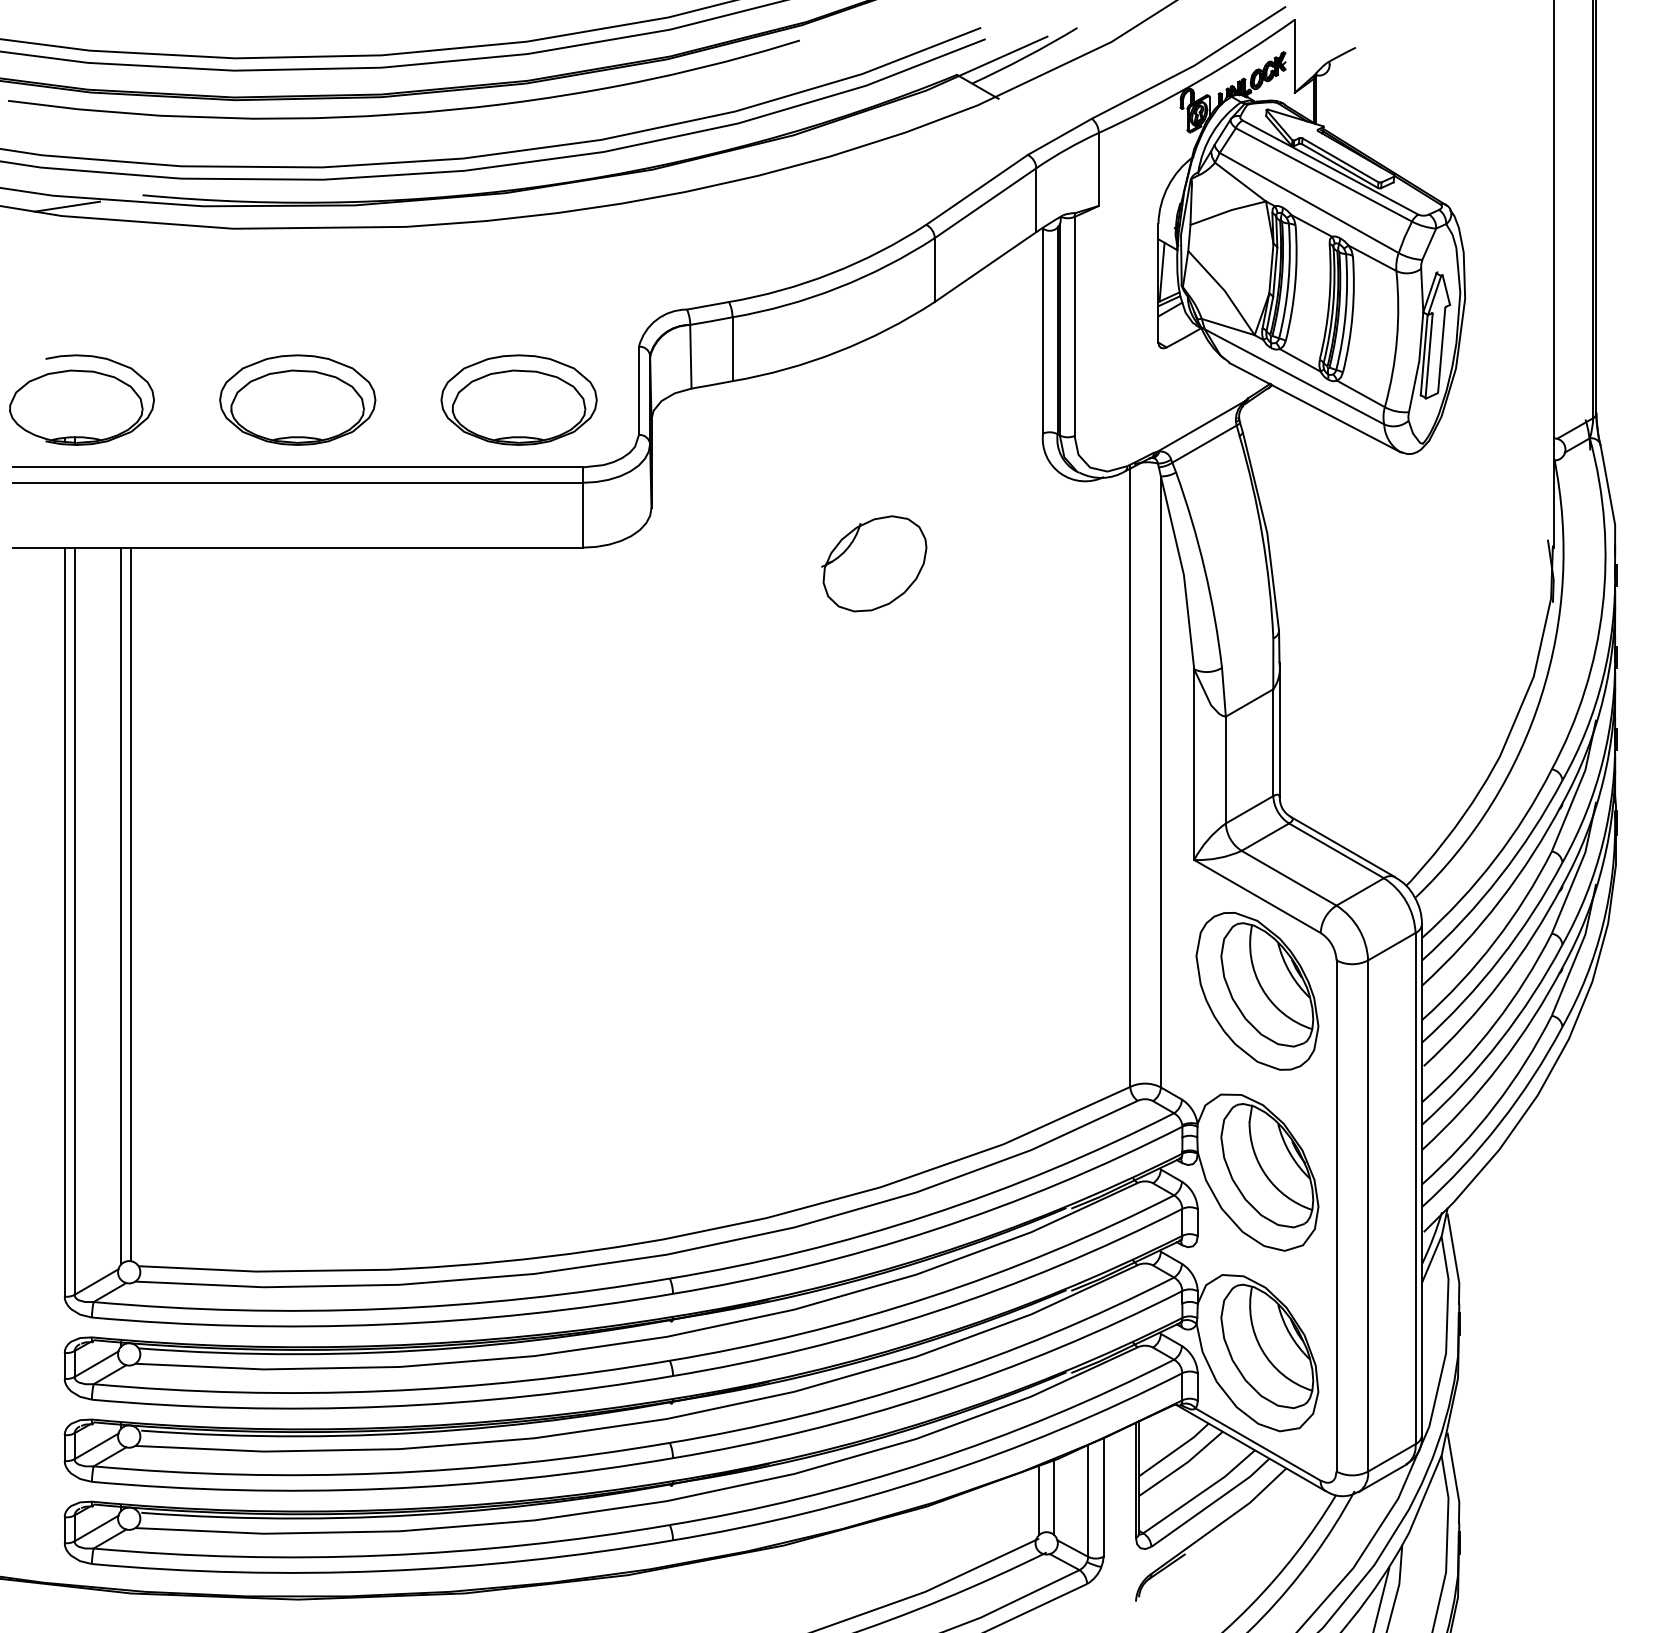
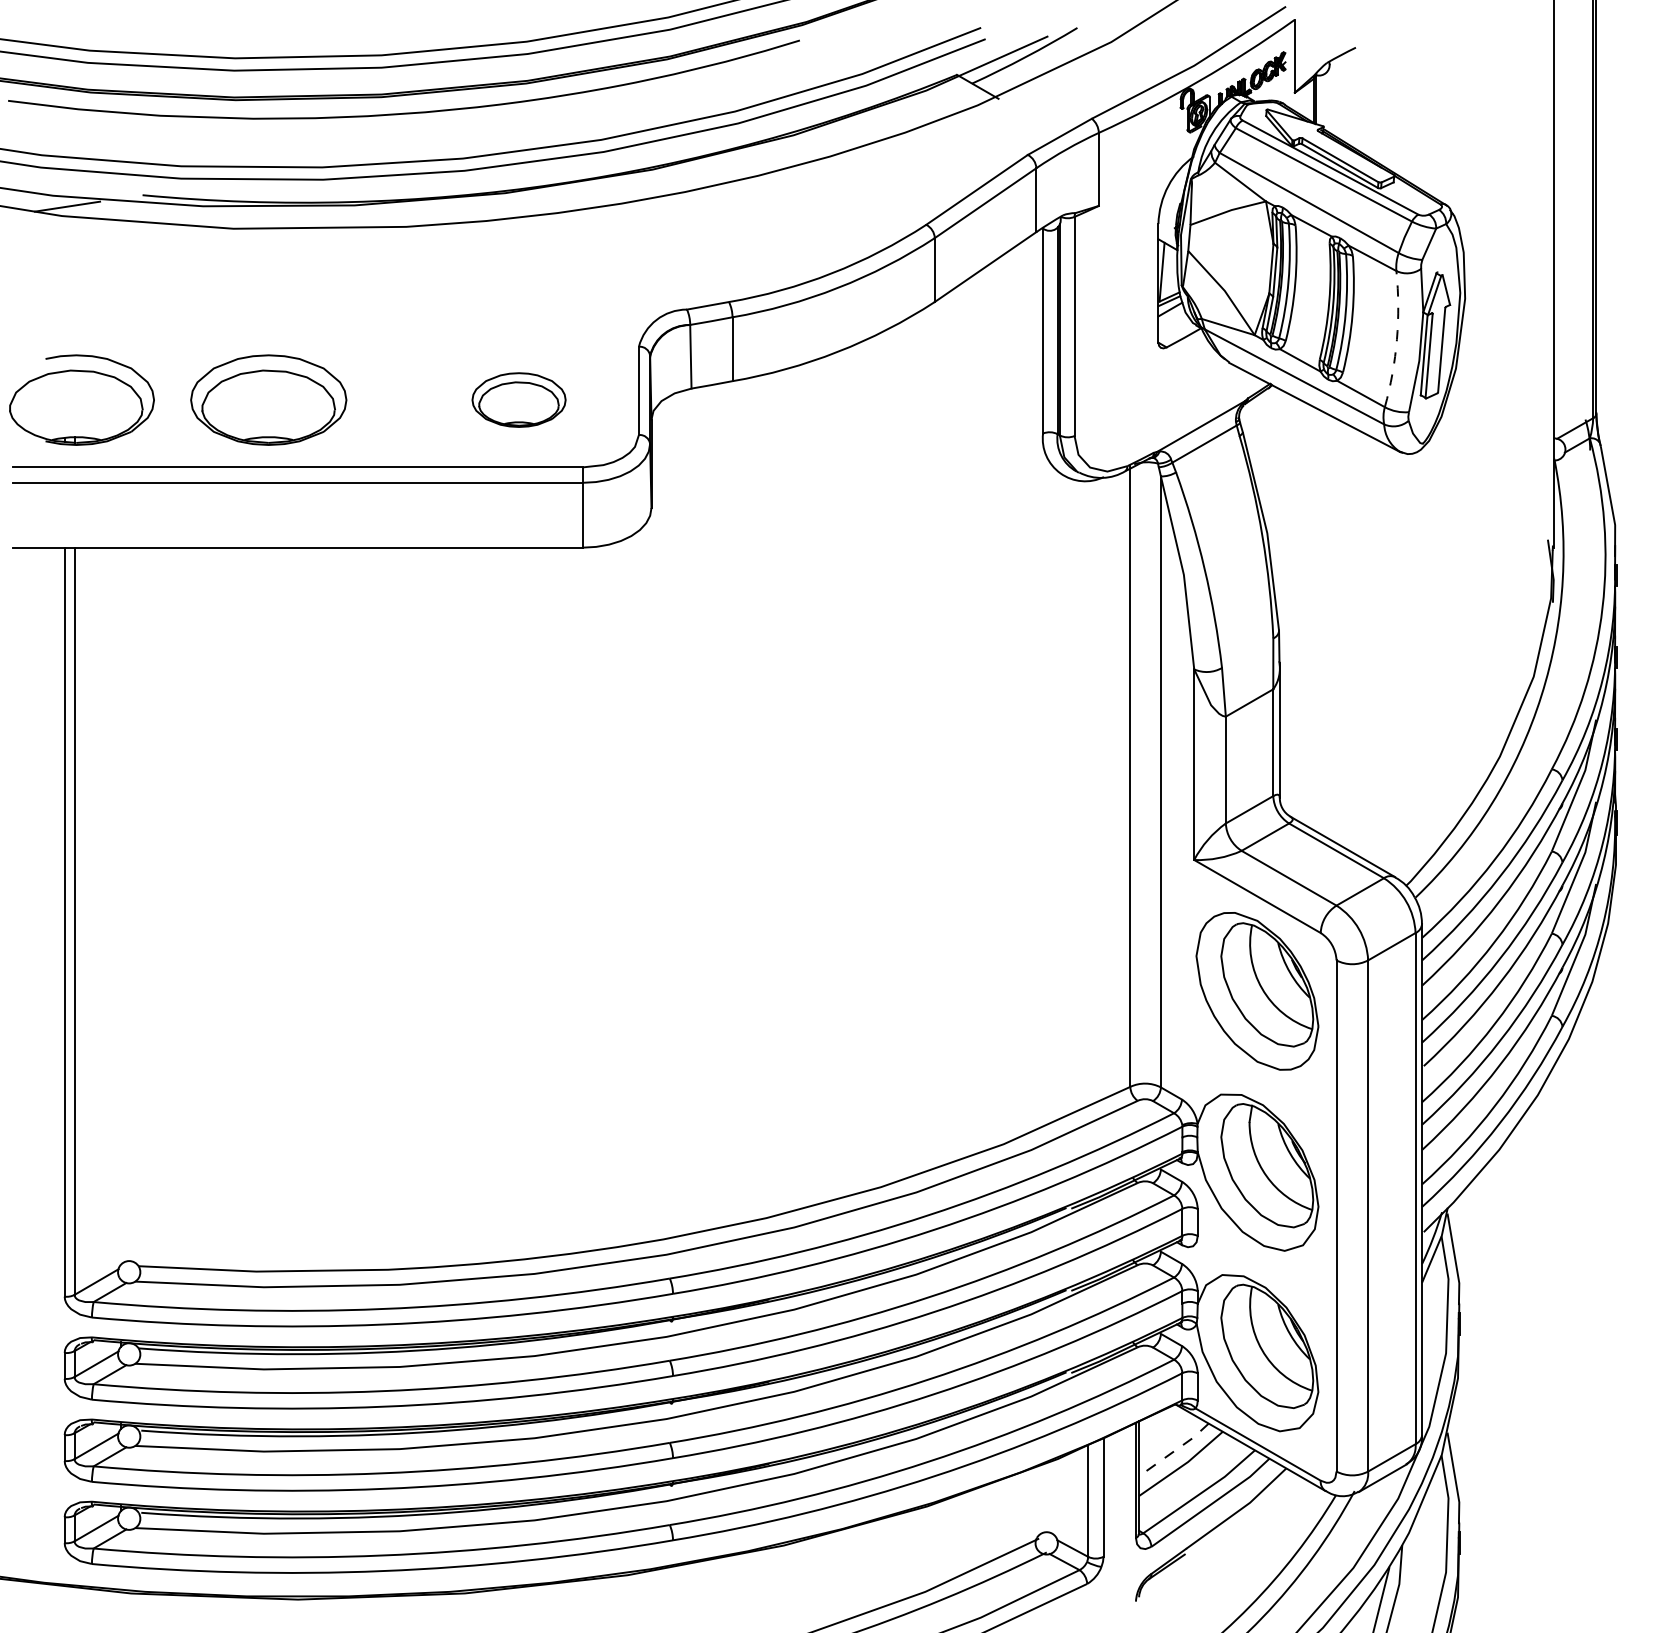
arc: solid -> dashed (1396, 339)
part position: (297, 399) -> (268, 399) (268, 399)
part size: 158x92 px -> 96x56 px (518, 399)
part: present -> none (874, 563)
line: present -> none (130, 904)
line: present -> none (121, 905)
line: solid -> dashed (1174, 1450)
line: present -> none (1054, 1497)
line: present -> none (1039, 1500)
